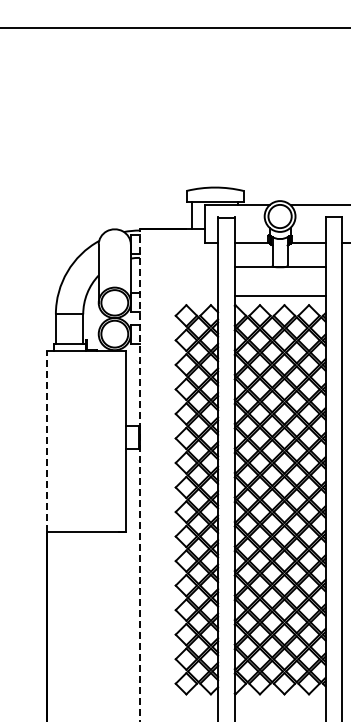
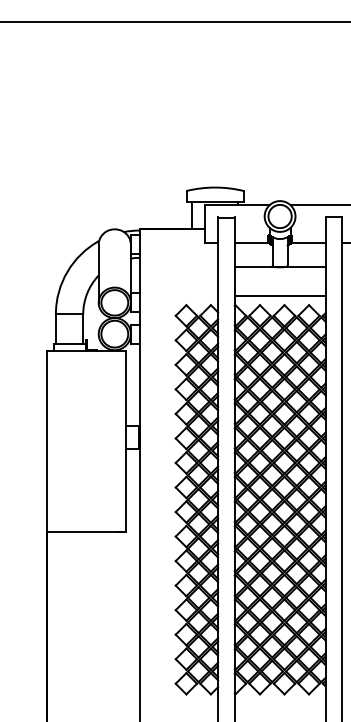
line position: (174, 27) -> (174, 21) (174, 21)
line: dashed -> solid (46, 440)
line: dashed -> solid (139, 475)
